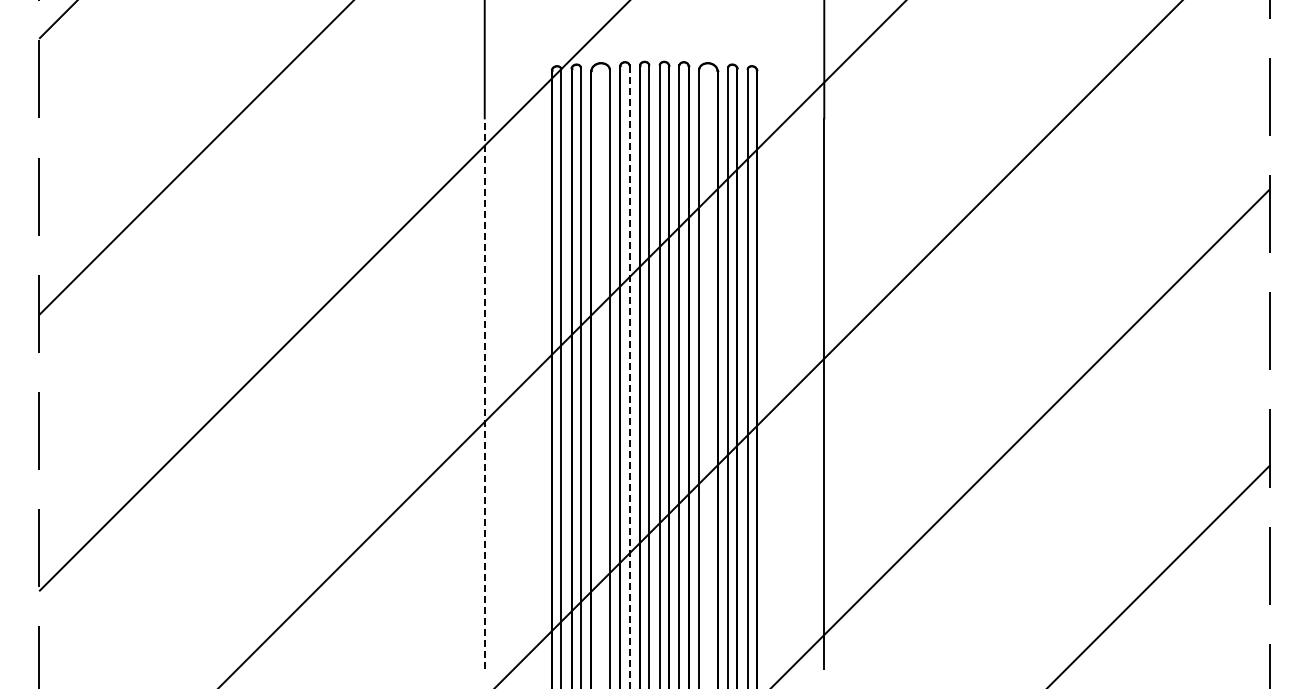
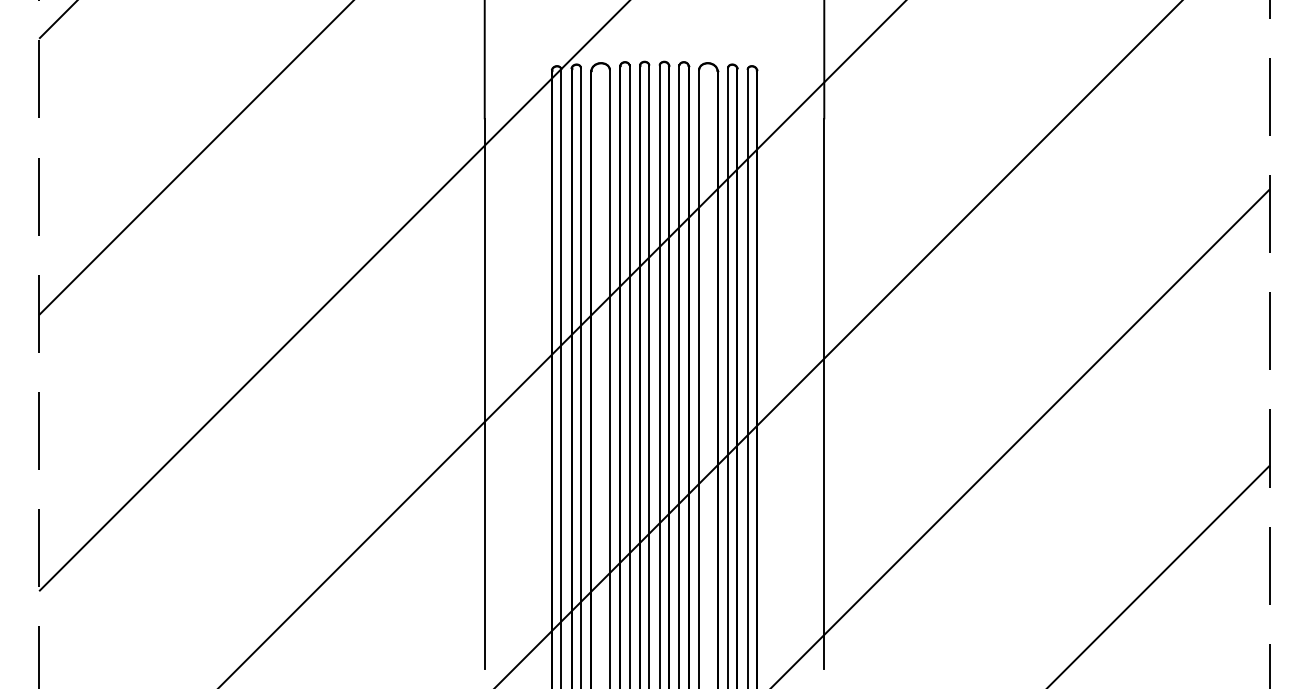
line: dashed -> solid (629, 377)
line: dashed -> solid (484, 393)
